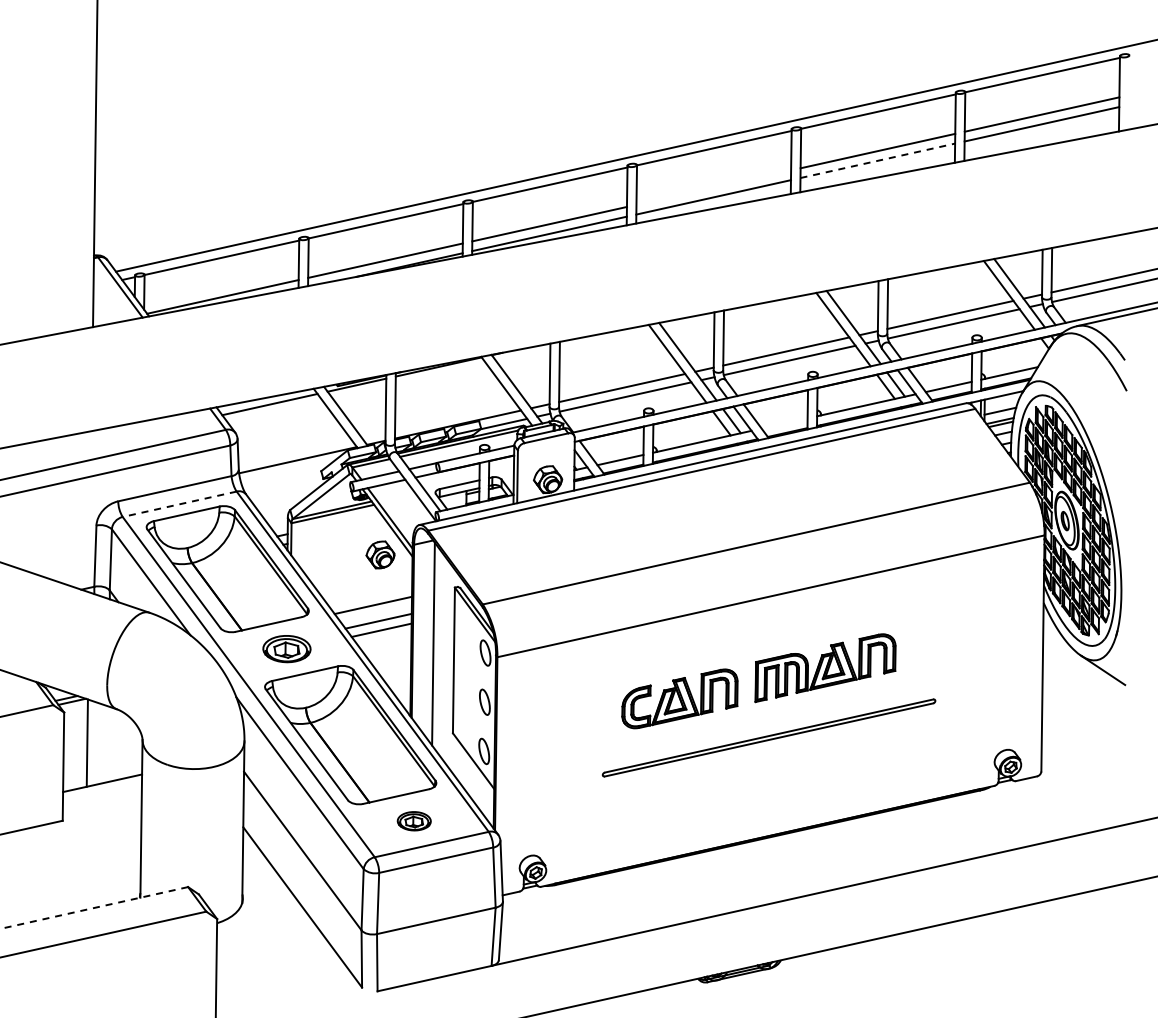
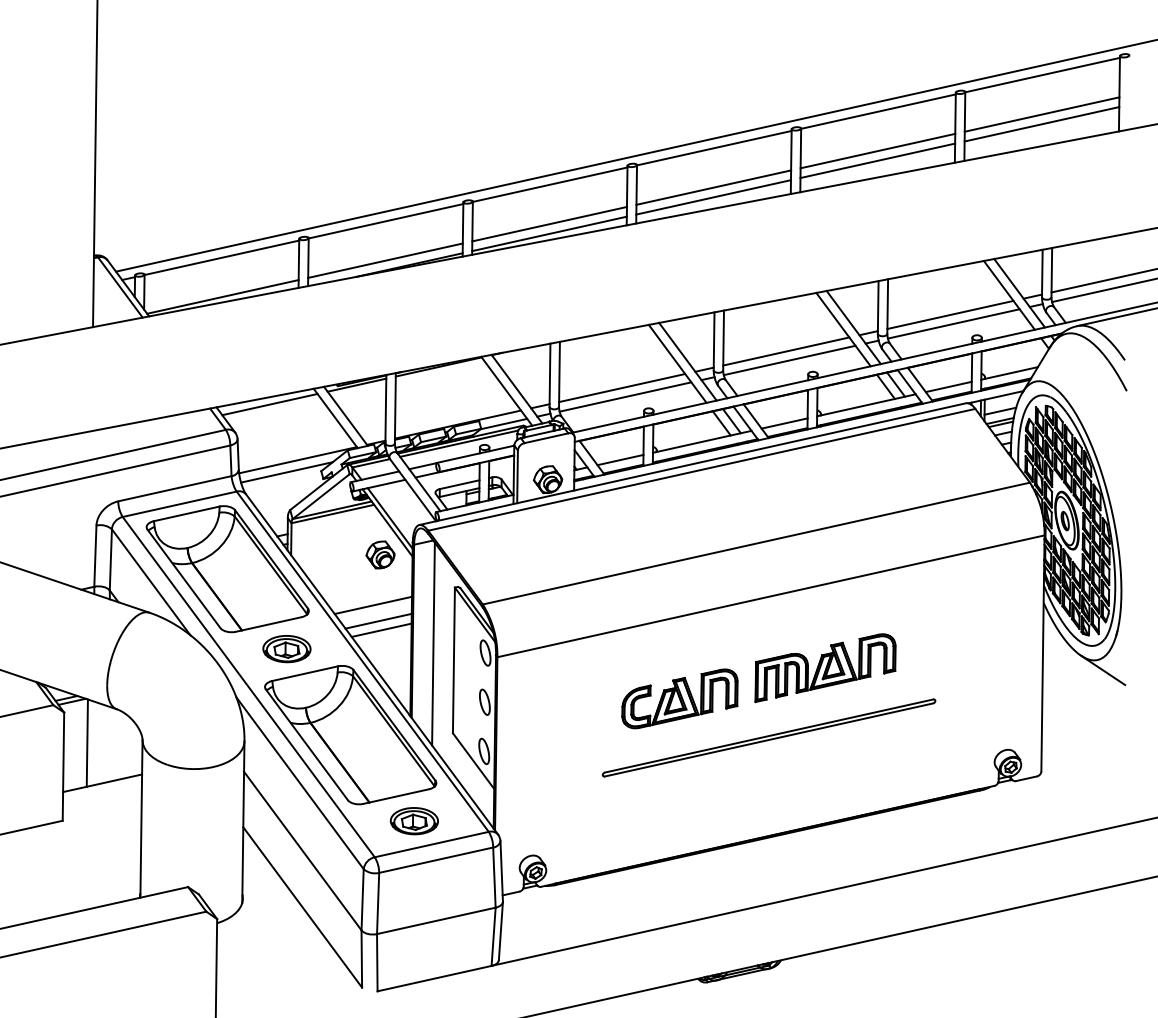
line: dashed -> solid (878, 160)
line: none -> present (713, 187)
line: none -> present (784, 423)
line: none -> present (286, 472)
line: dashed -> solid (179, 504)
part size: 36x21 px -> 50x29 px (413, 821)
line: dashed -> solid (94, 907)
